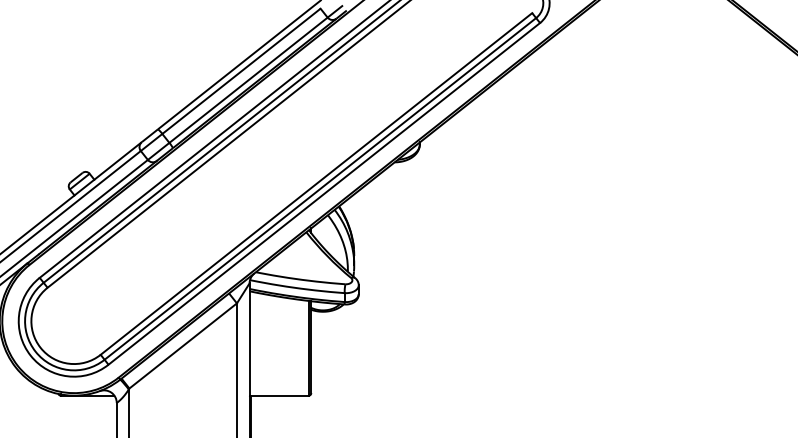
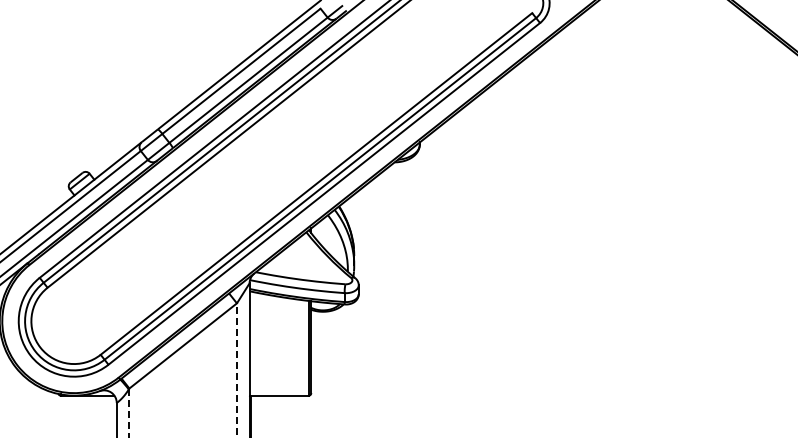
line: solid -> dashed (236, 370)
line: solid -> dashed (129, 413)
